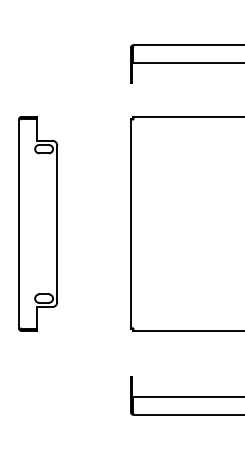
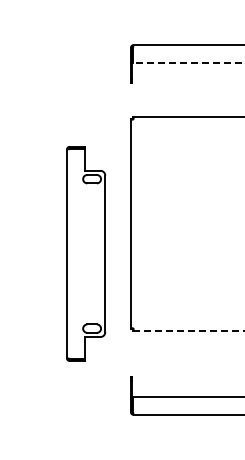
line: solid -> dashed (188, 63)
part position: (38, 223) -> (86, 253) (86, 253)
line: solid -> dashed (189, 330)
